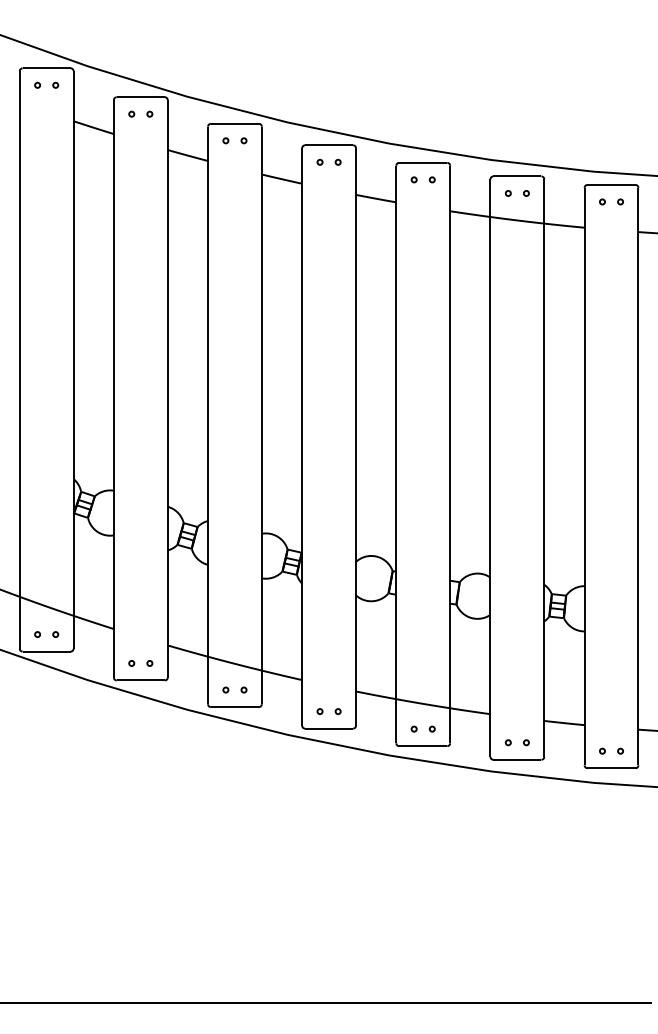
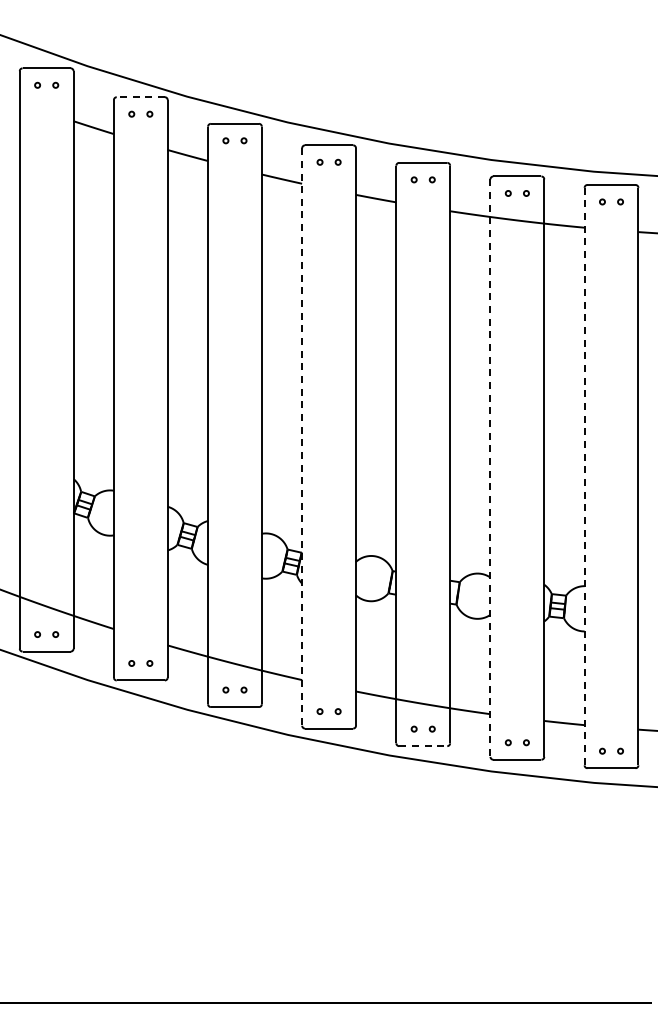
line: solid -> dashed (140, 97)
line: solid -> dashed (302, 436)
line: solid -> dashed (490, 468)
line: solid -> dashed (584, 476)
line: solid -> dashed (423, 746)
